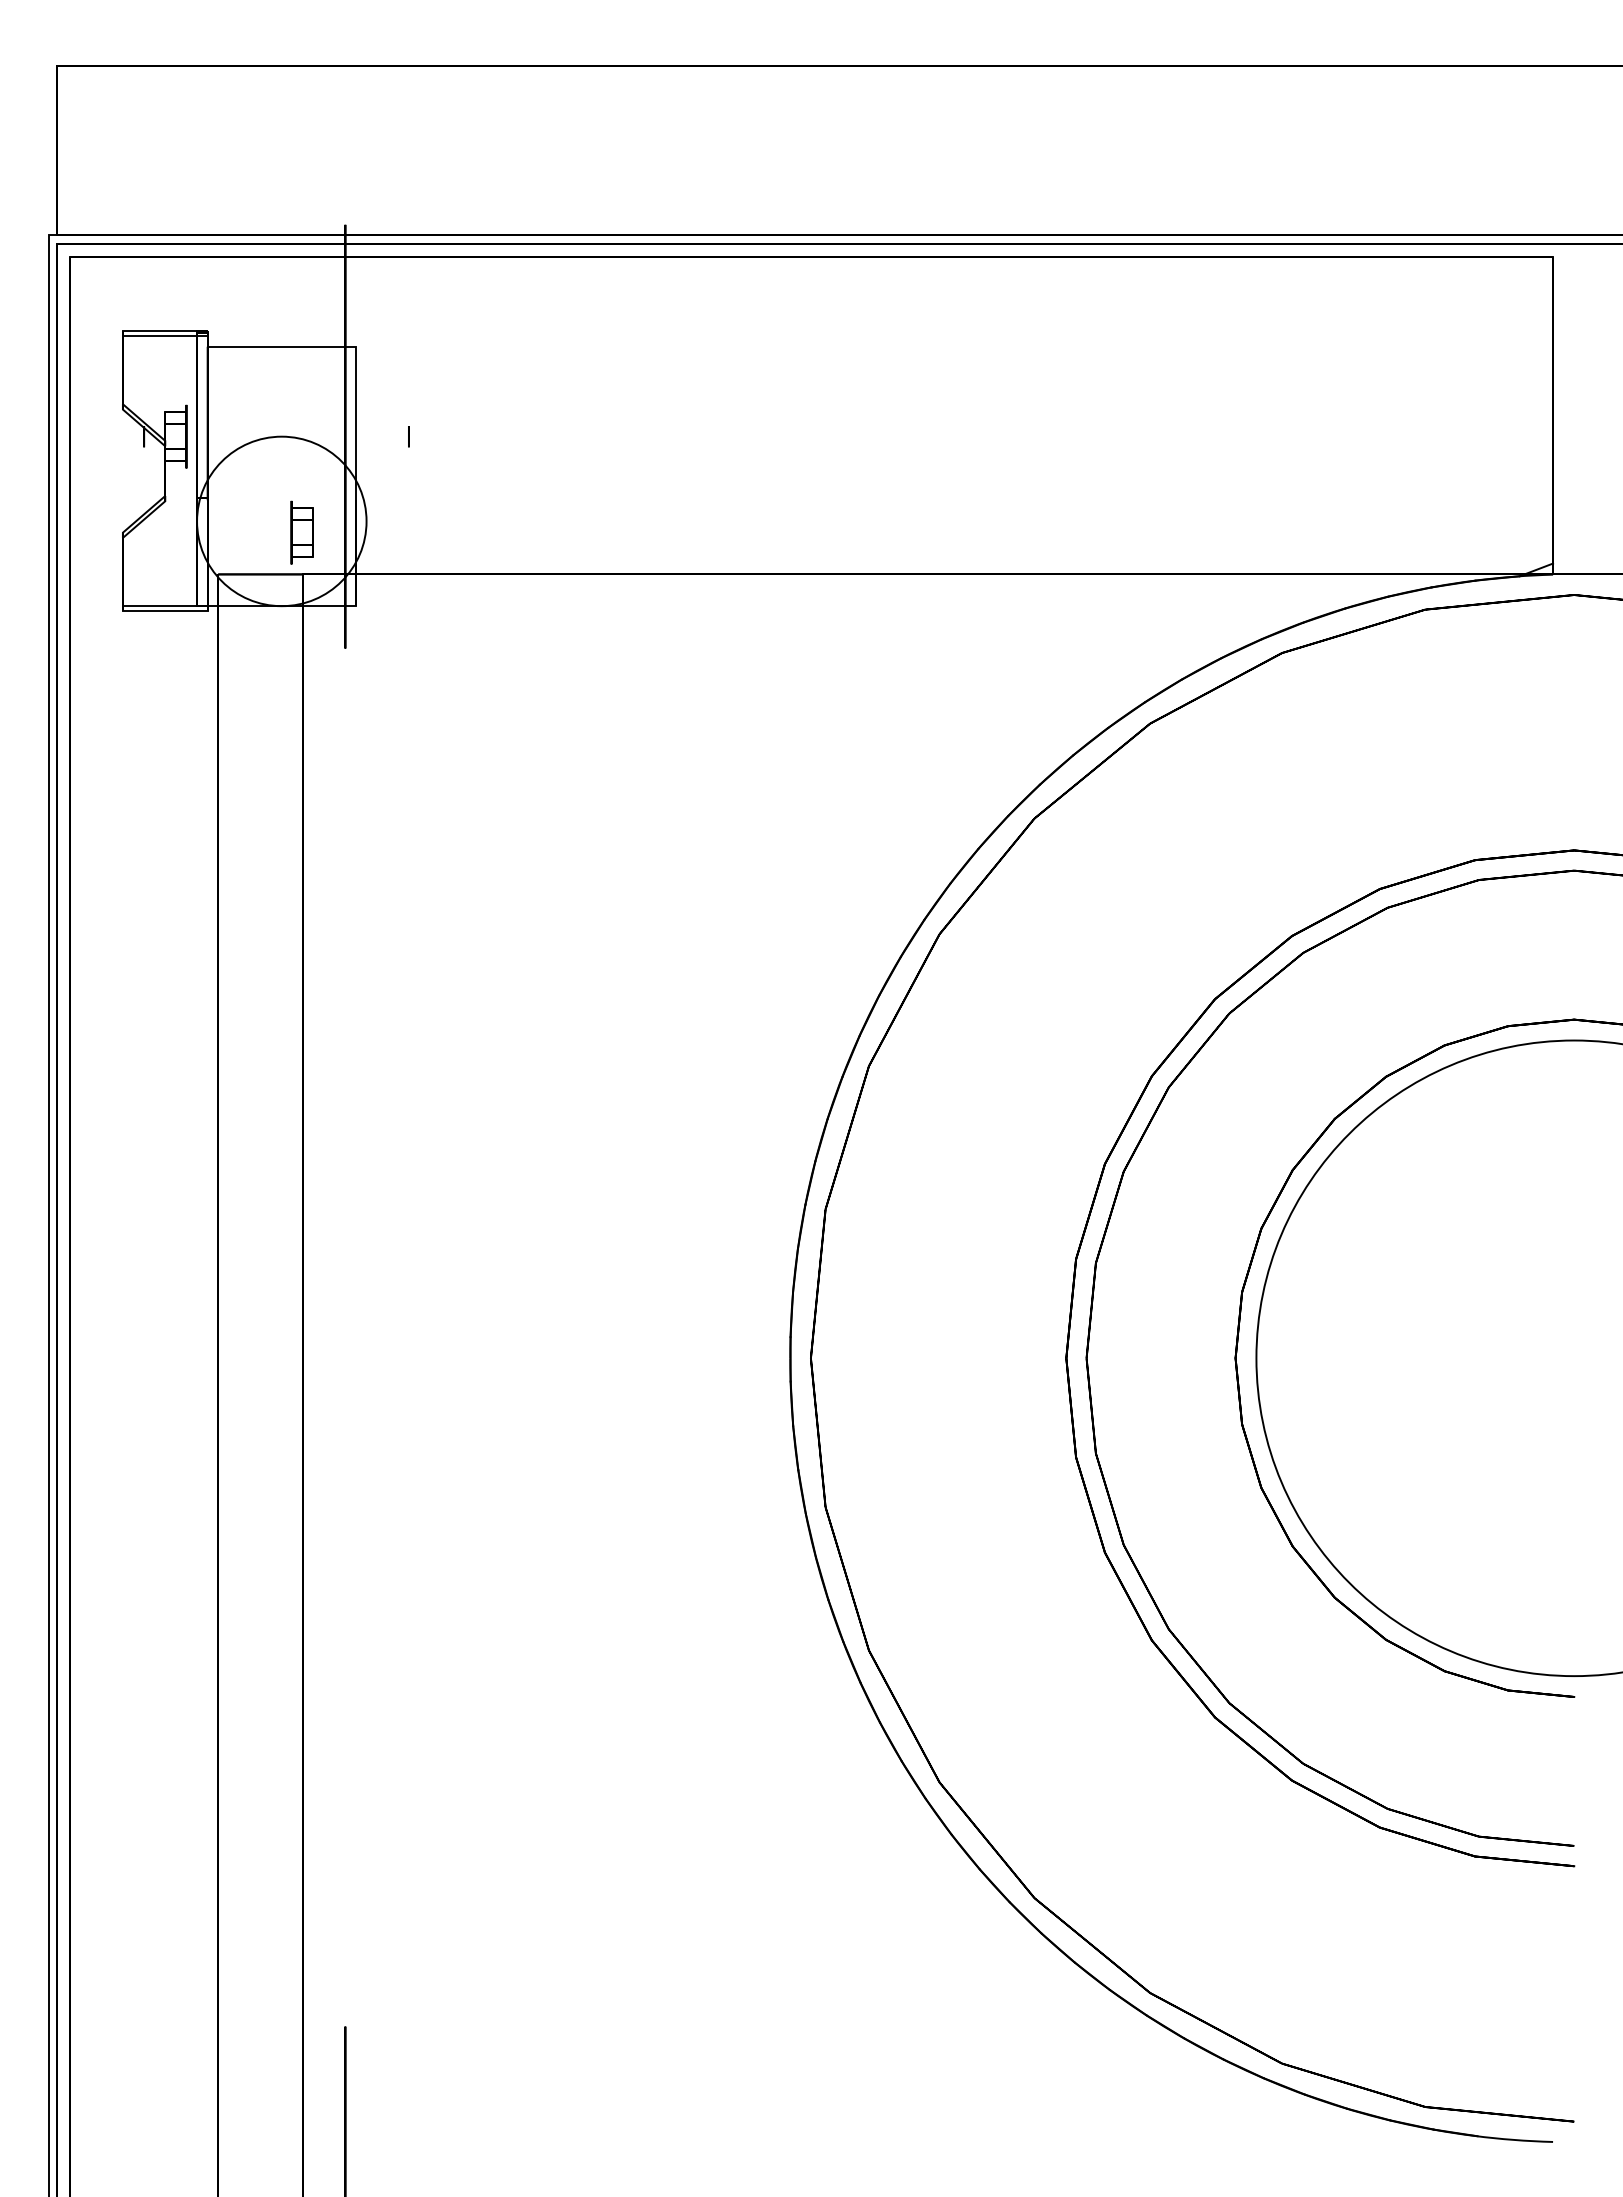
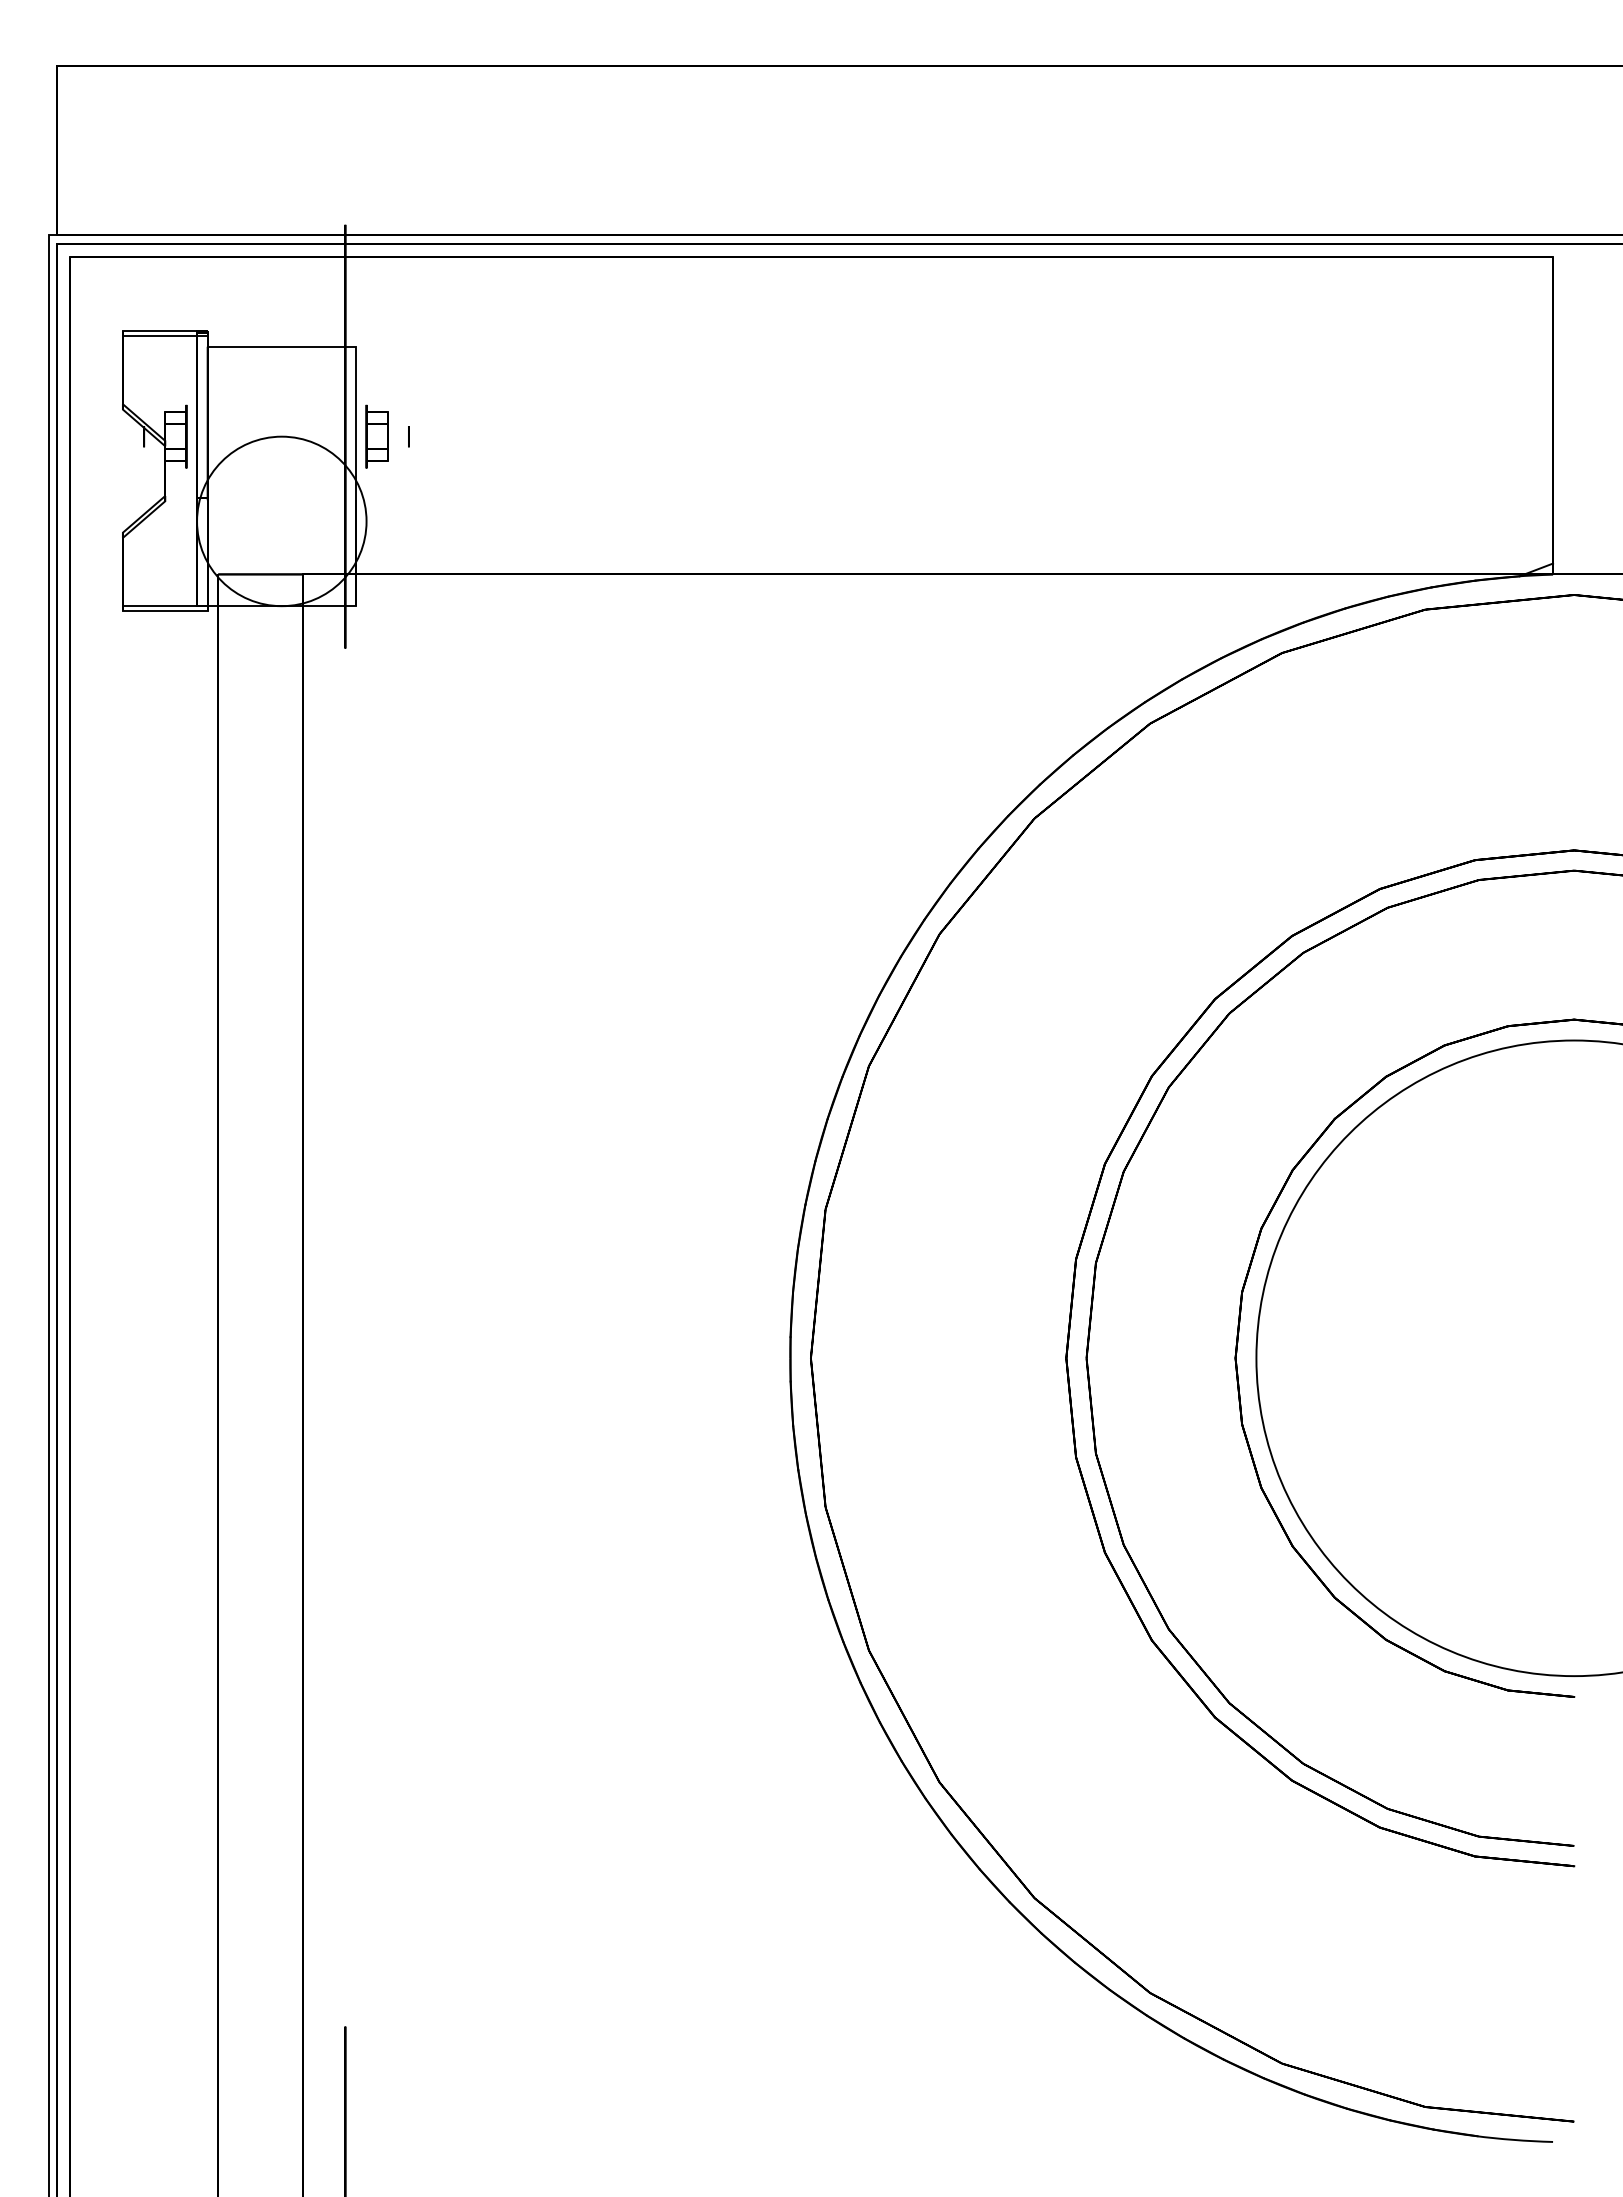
part position: (301, 532) -> (376, 436) (376, 436)
